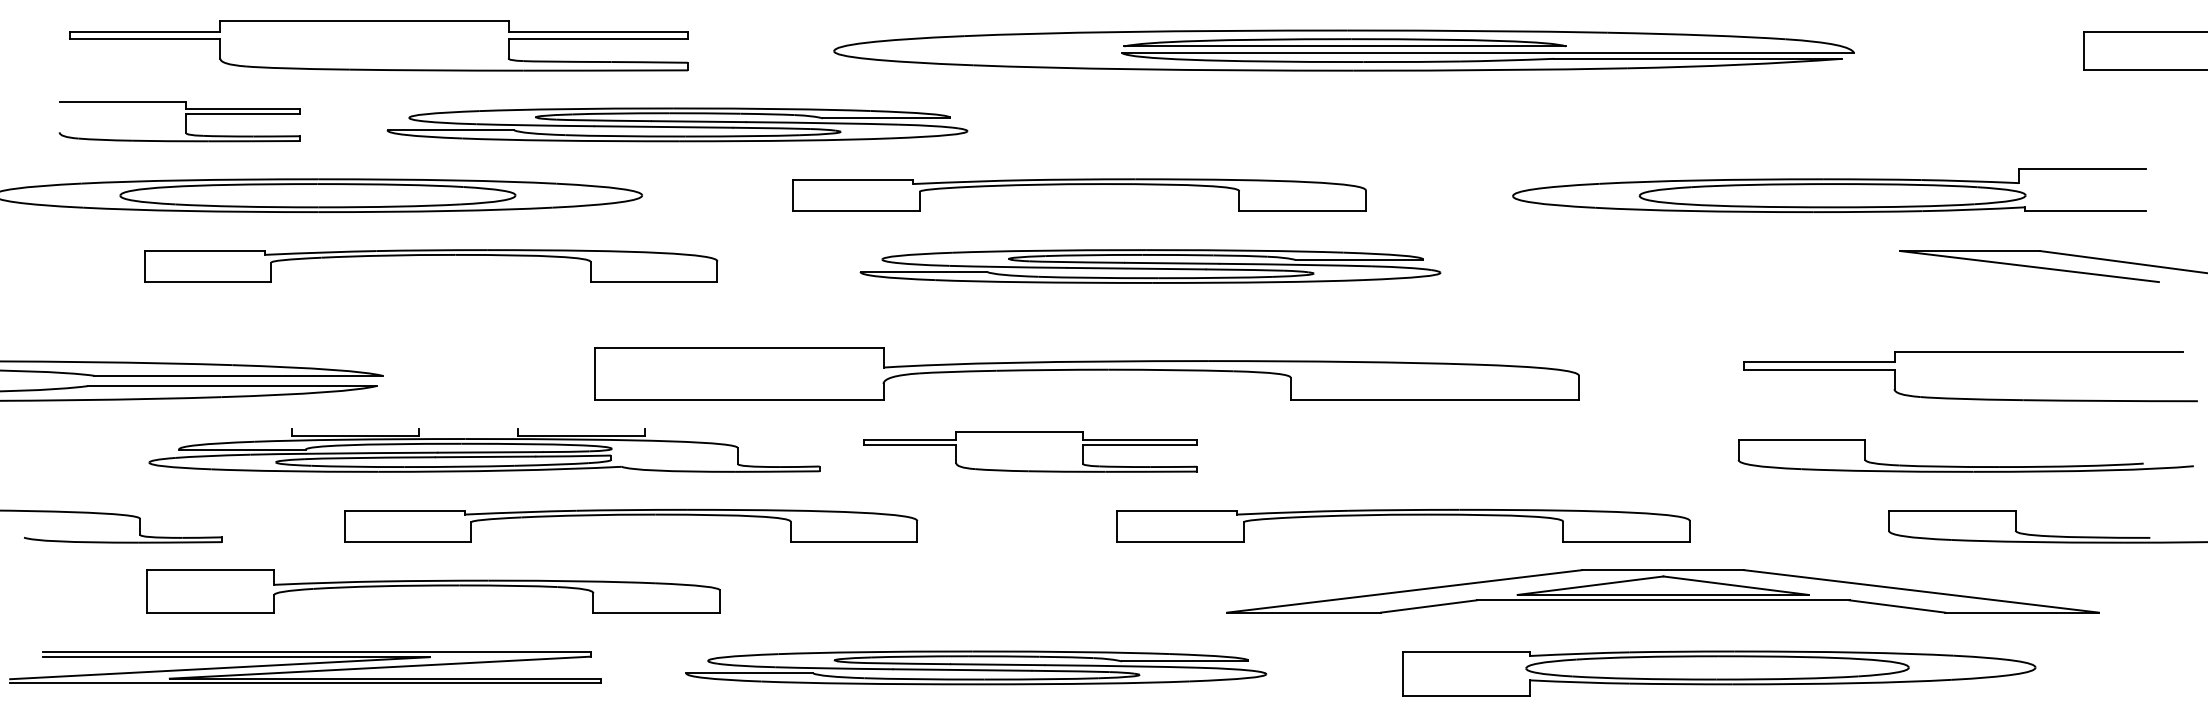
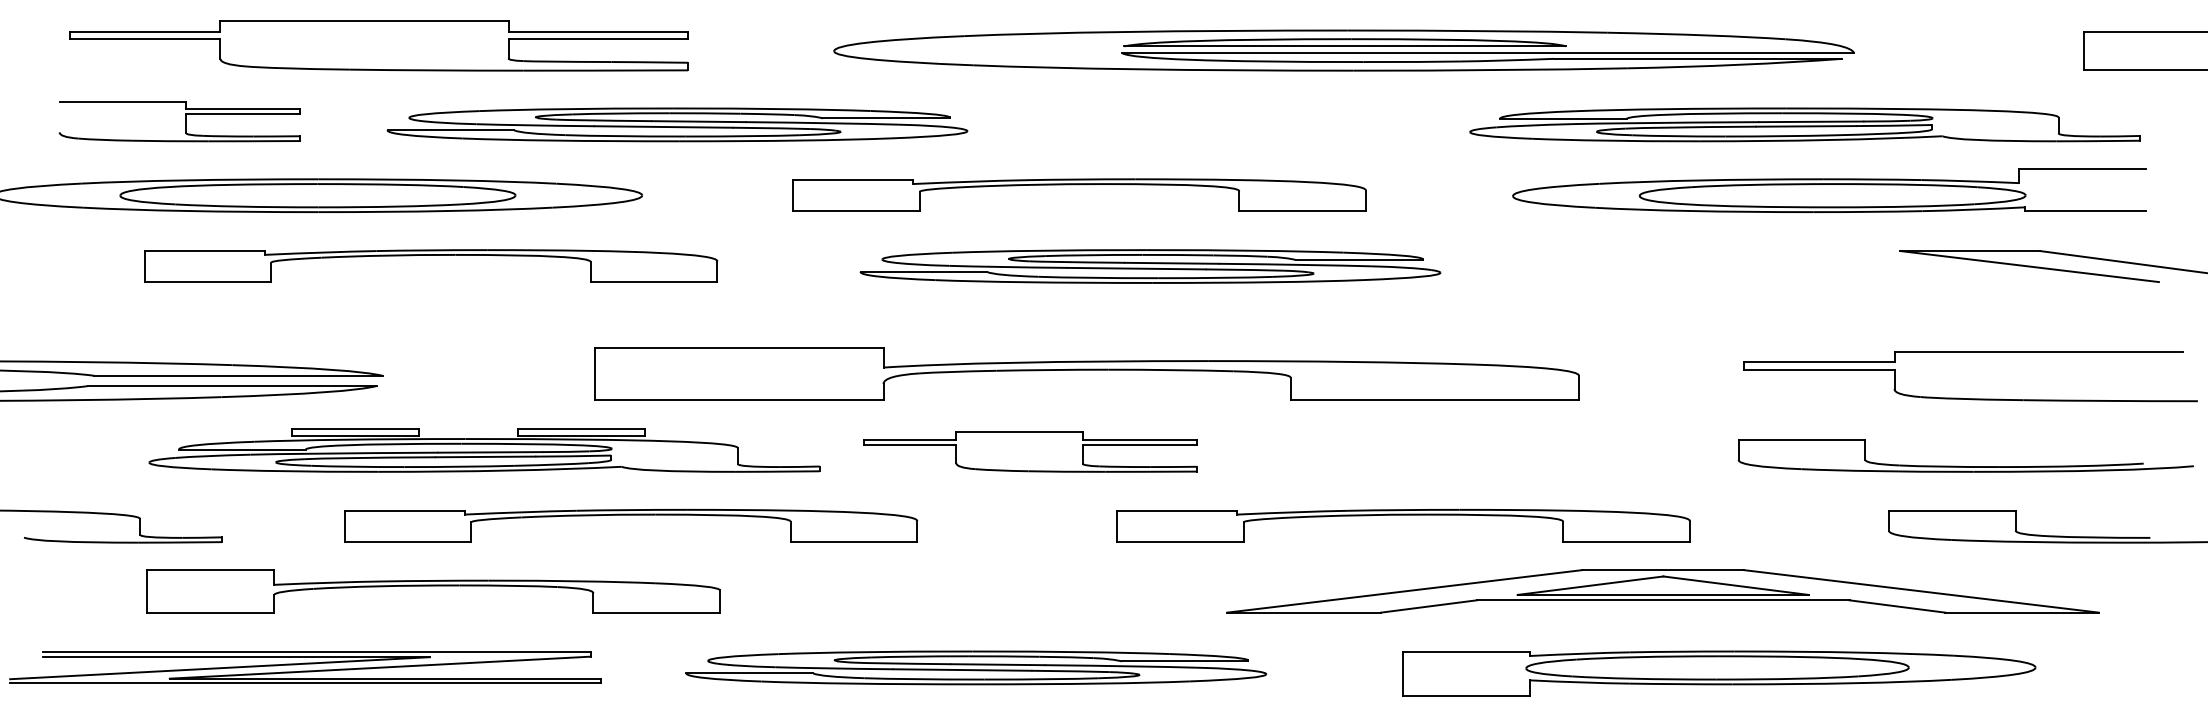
part: none -> present (1804, 124)
line: none -> present (354, 428)
line: none -> present (581, 428)
